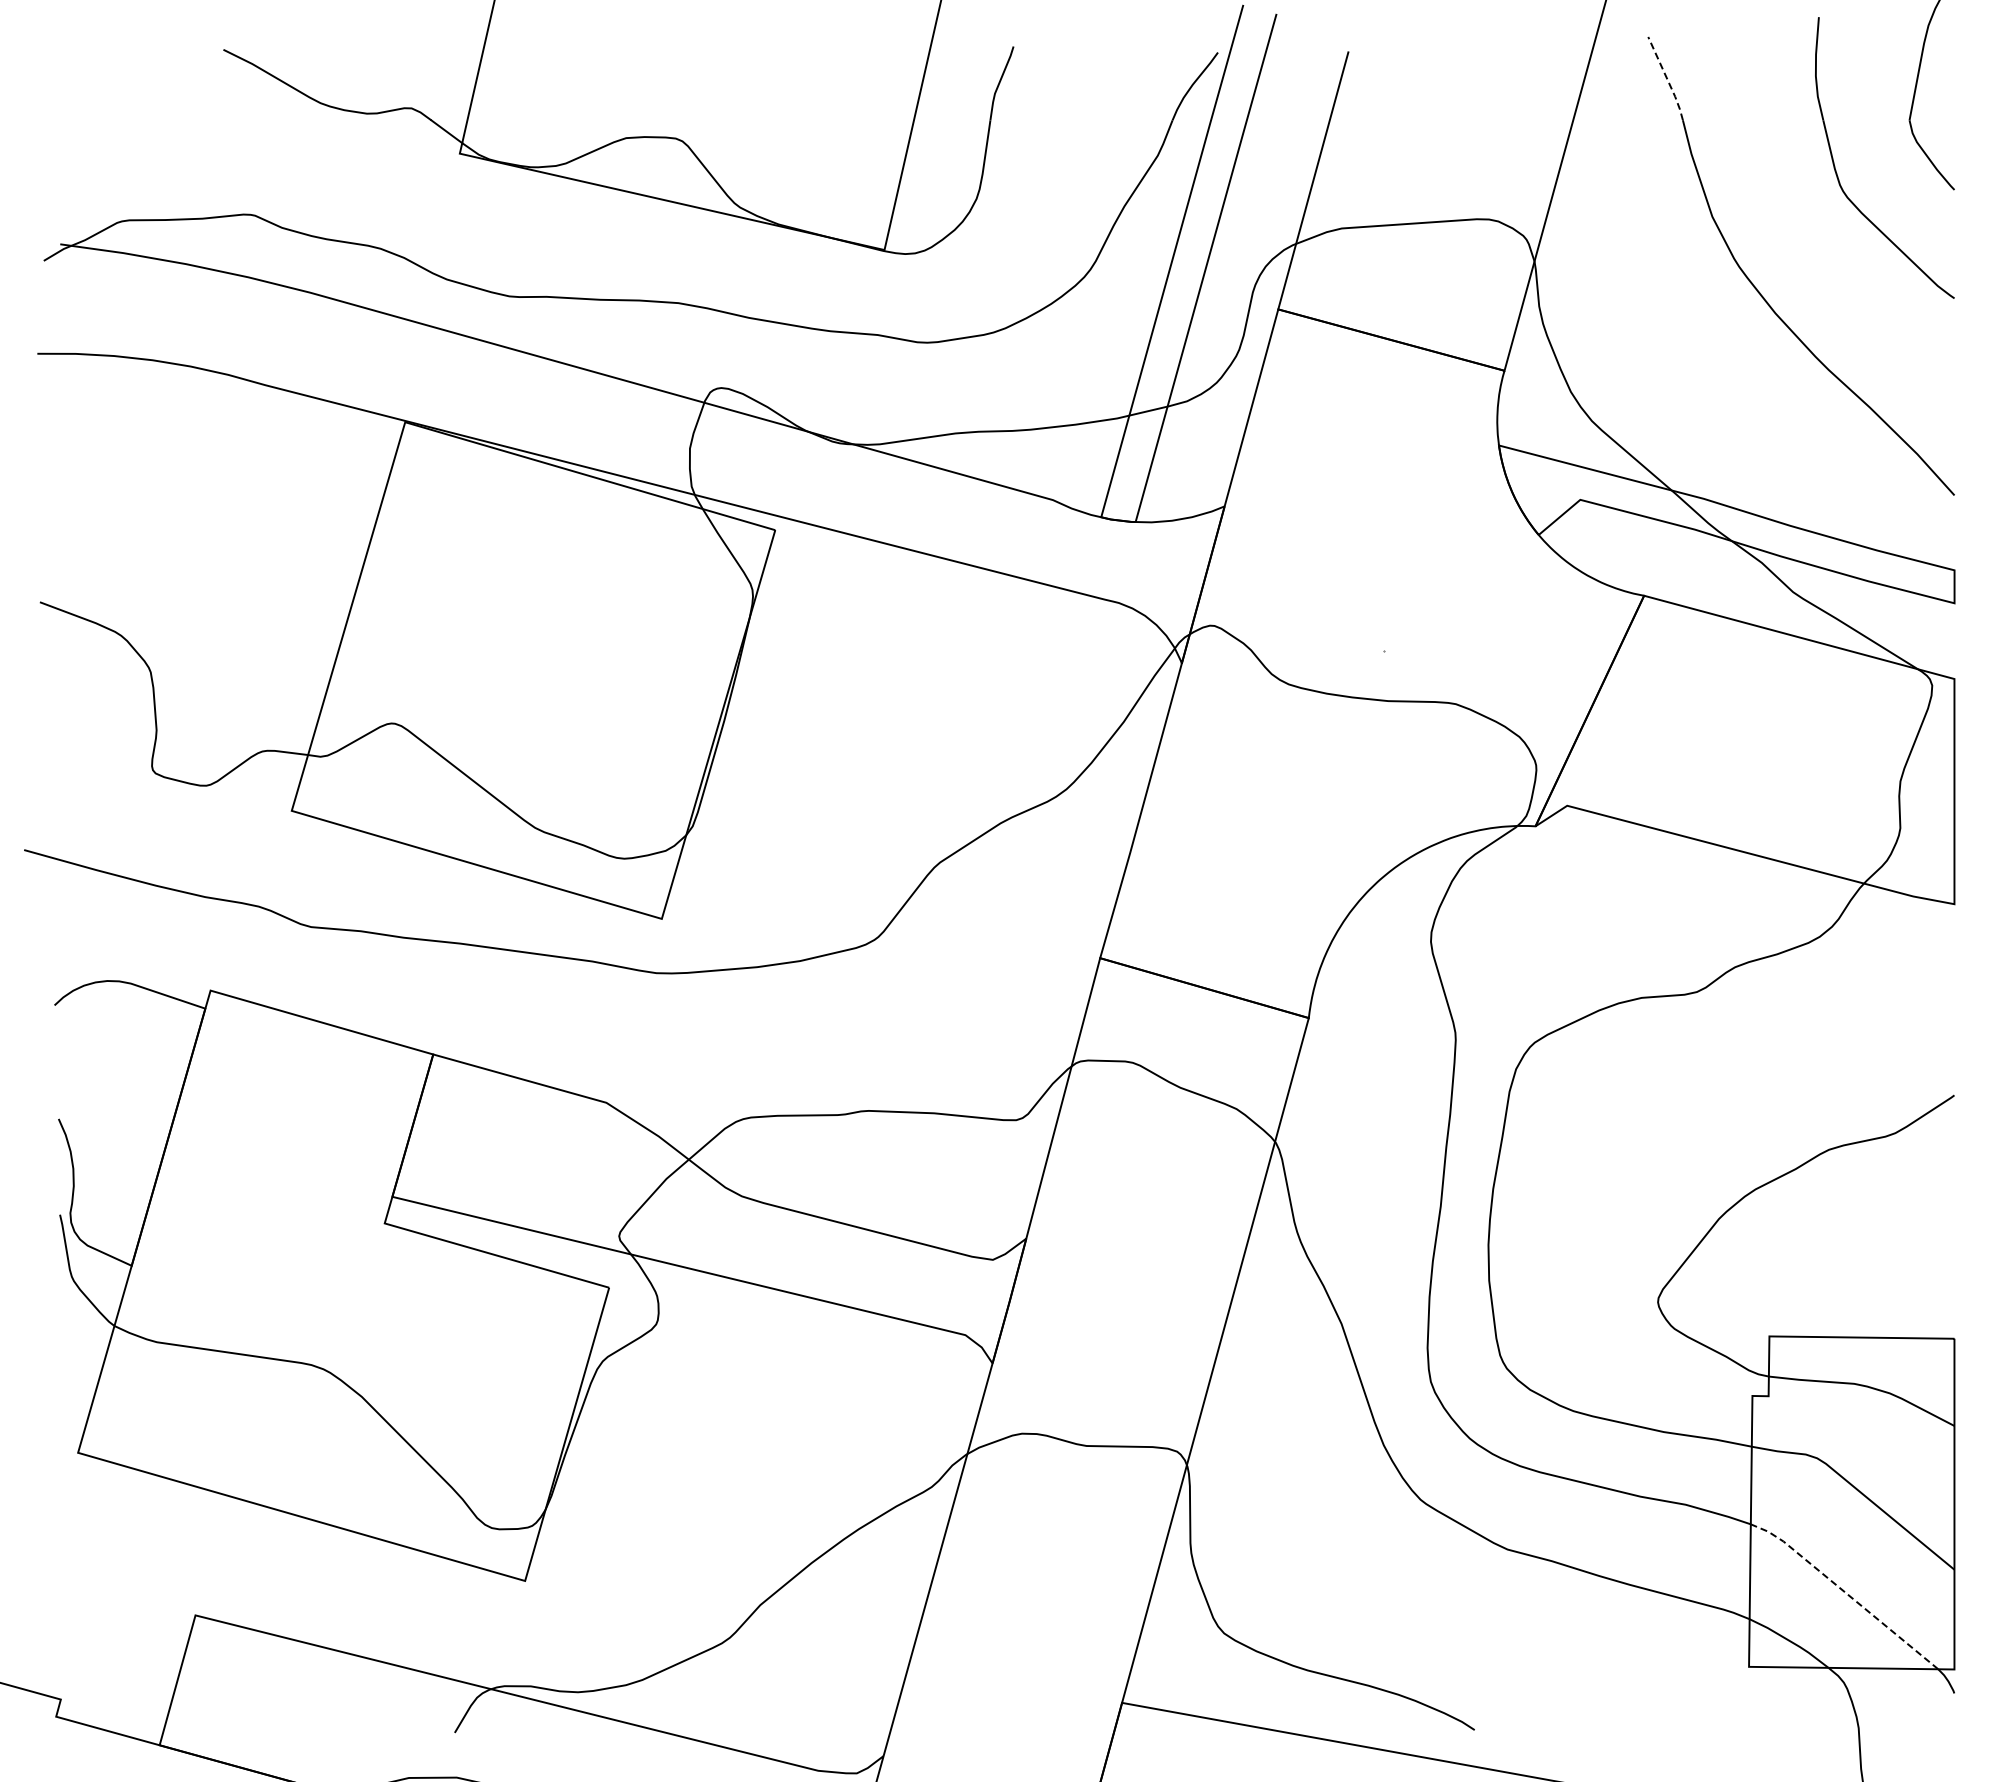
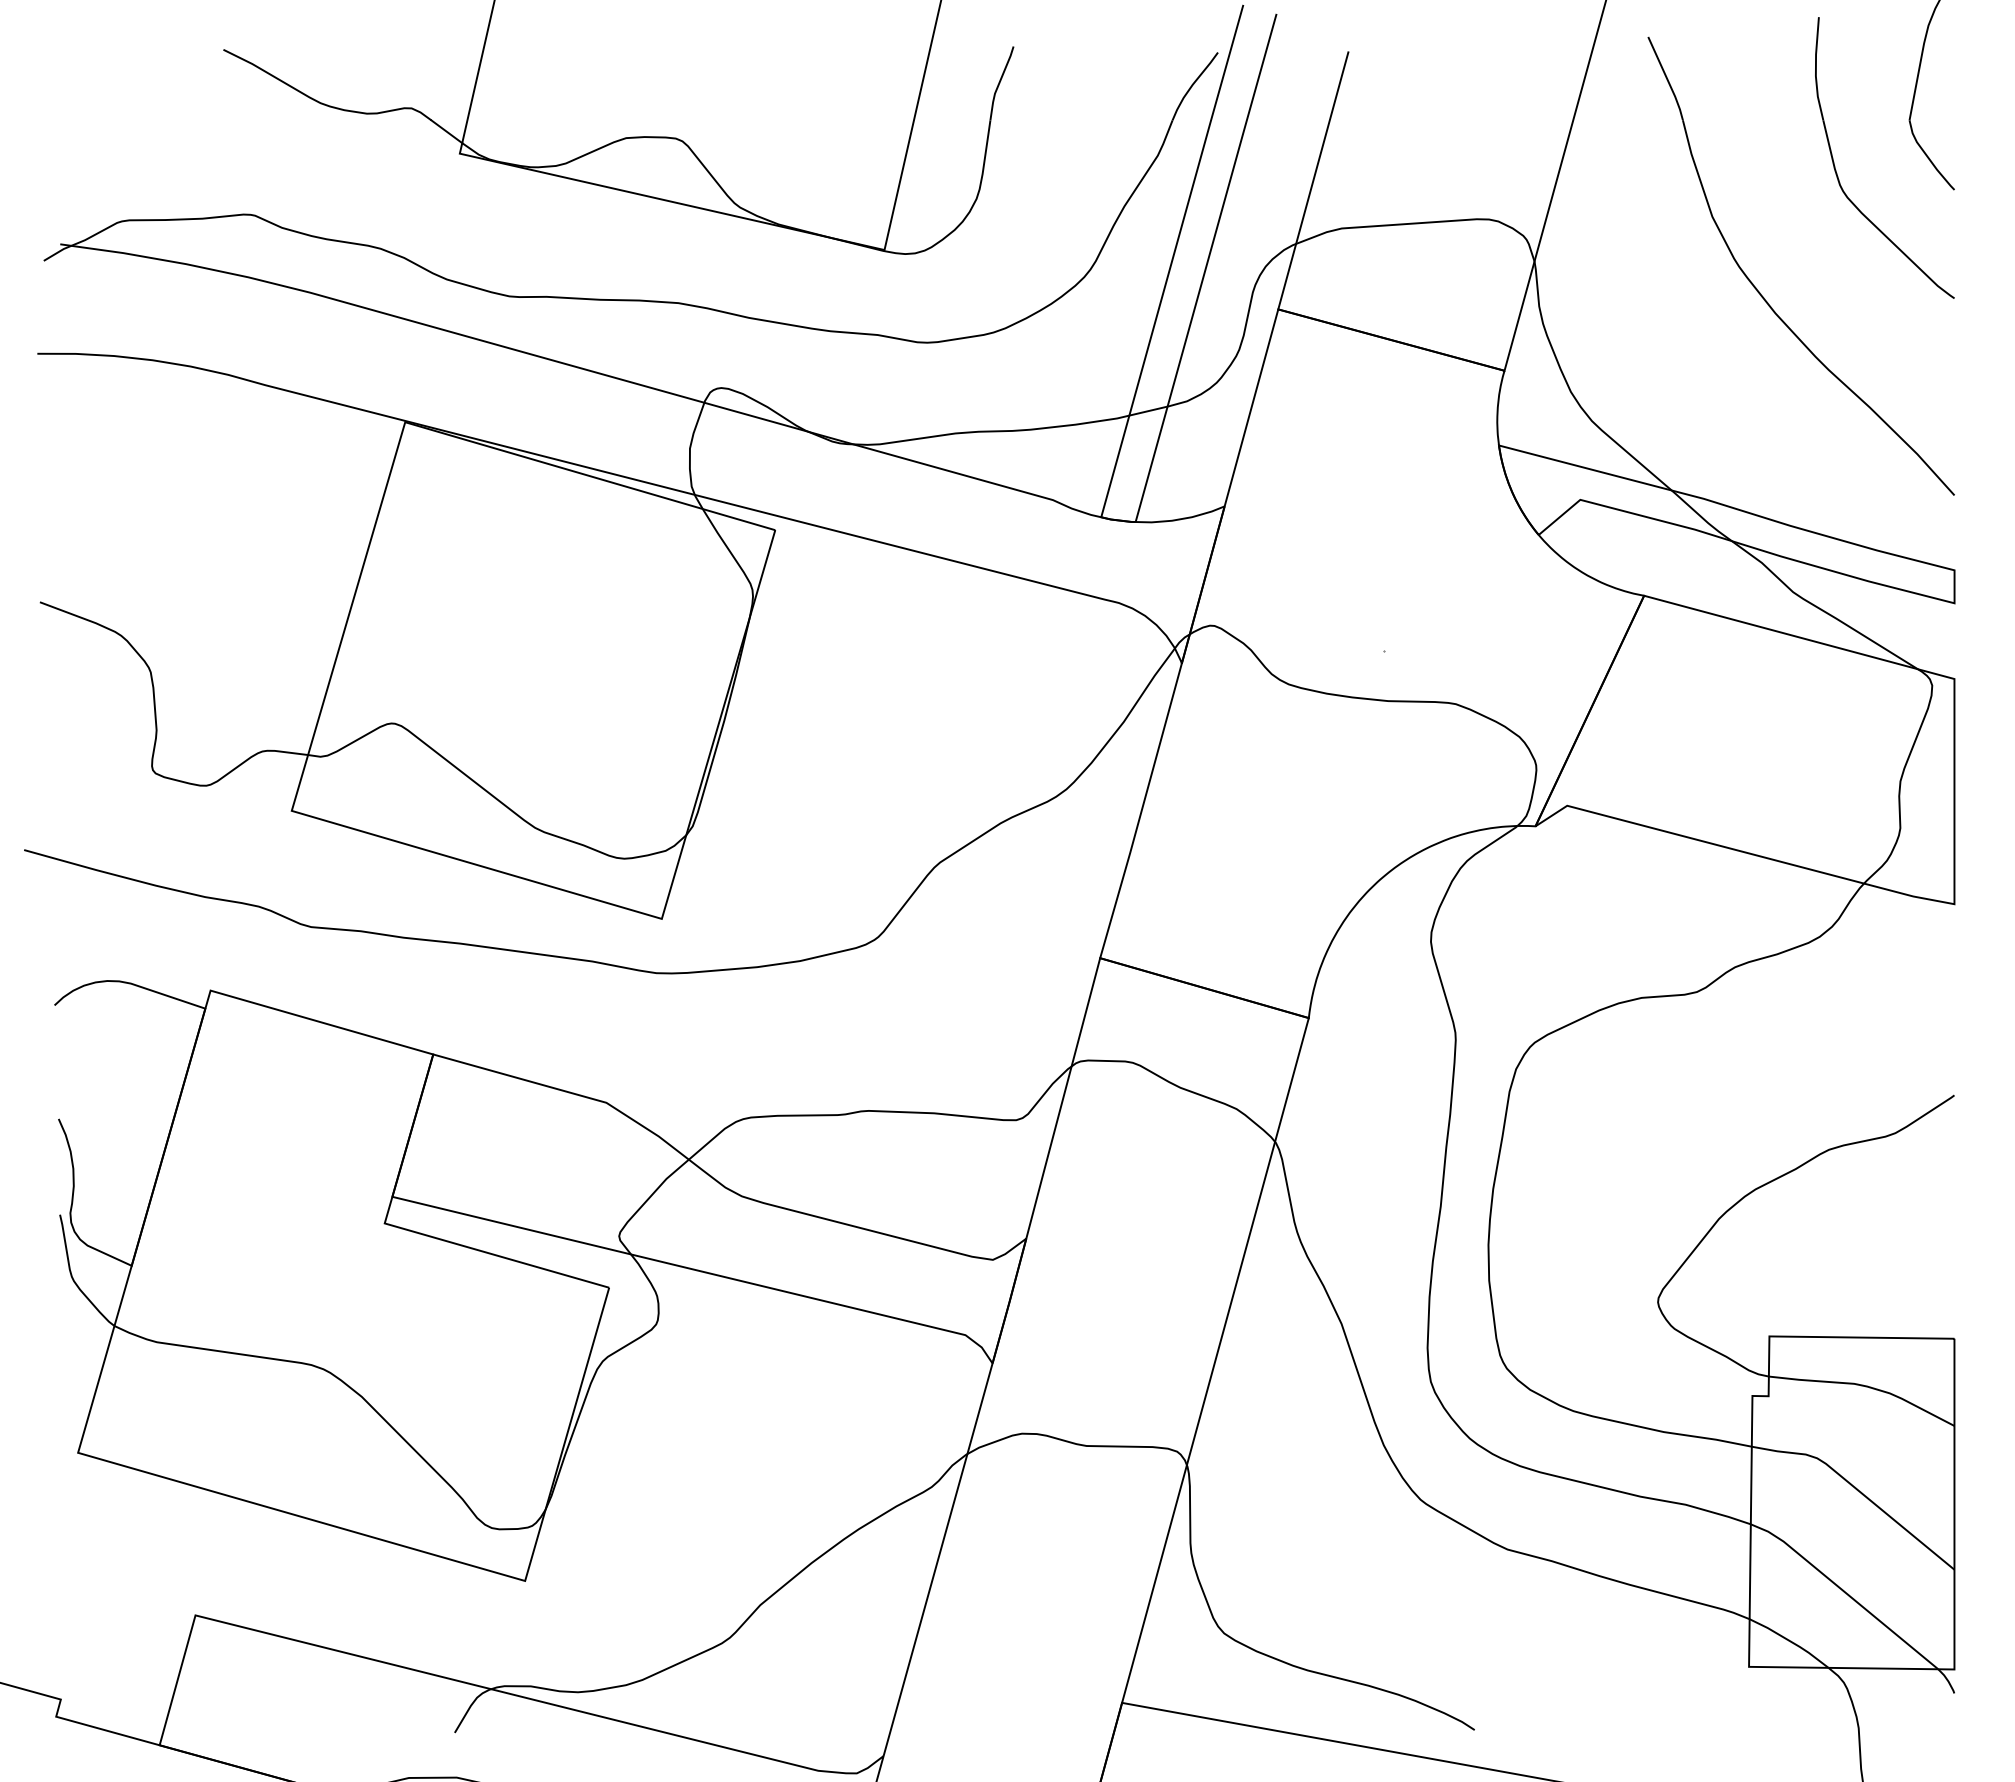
line: dashed -> solid (1667, 79)
line: dashed -> solid (1845, 1592)
